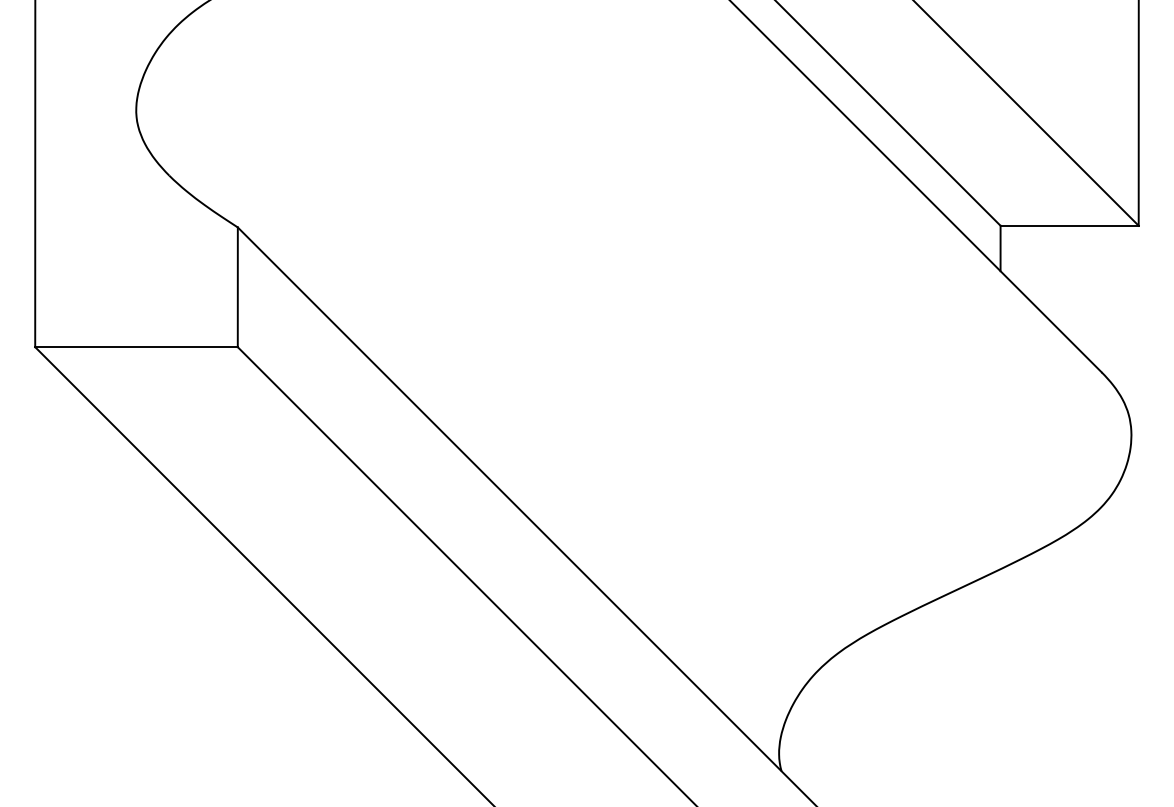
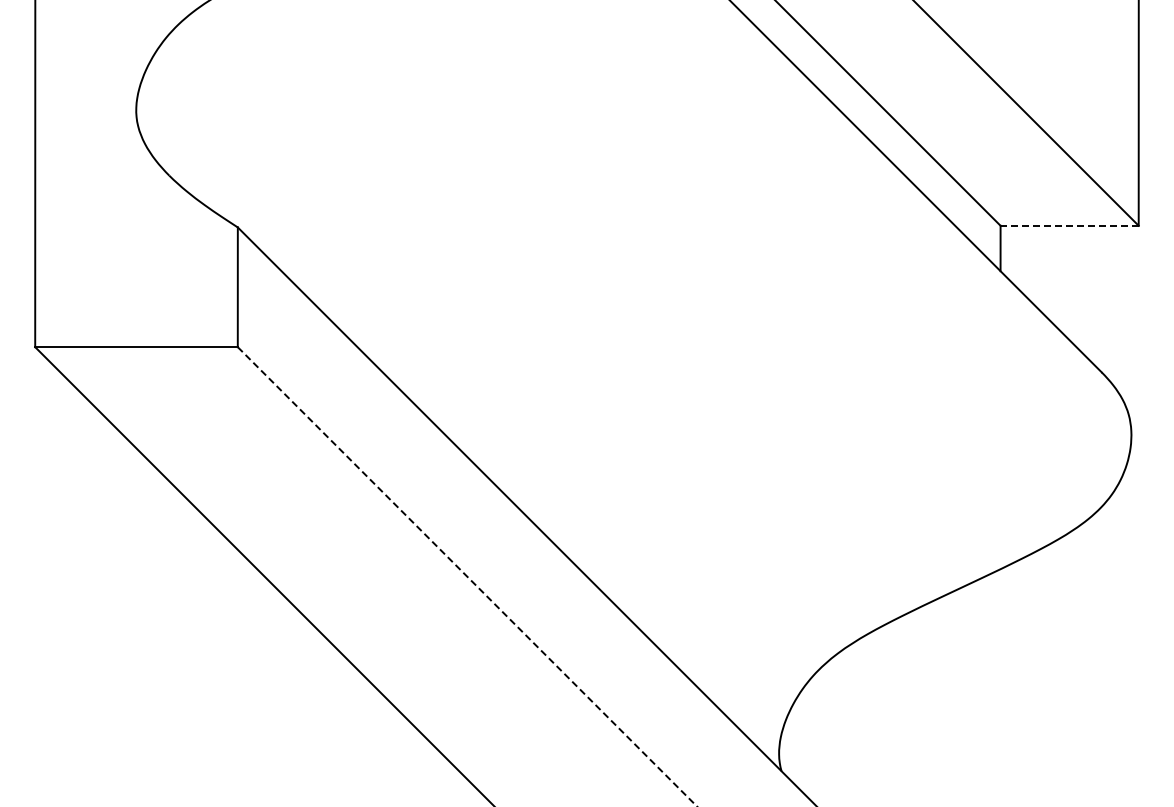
line: solid -> dashed (1069, 225)
line: solid -> dashed (467, 576)
